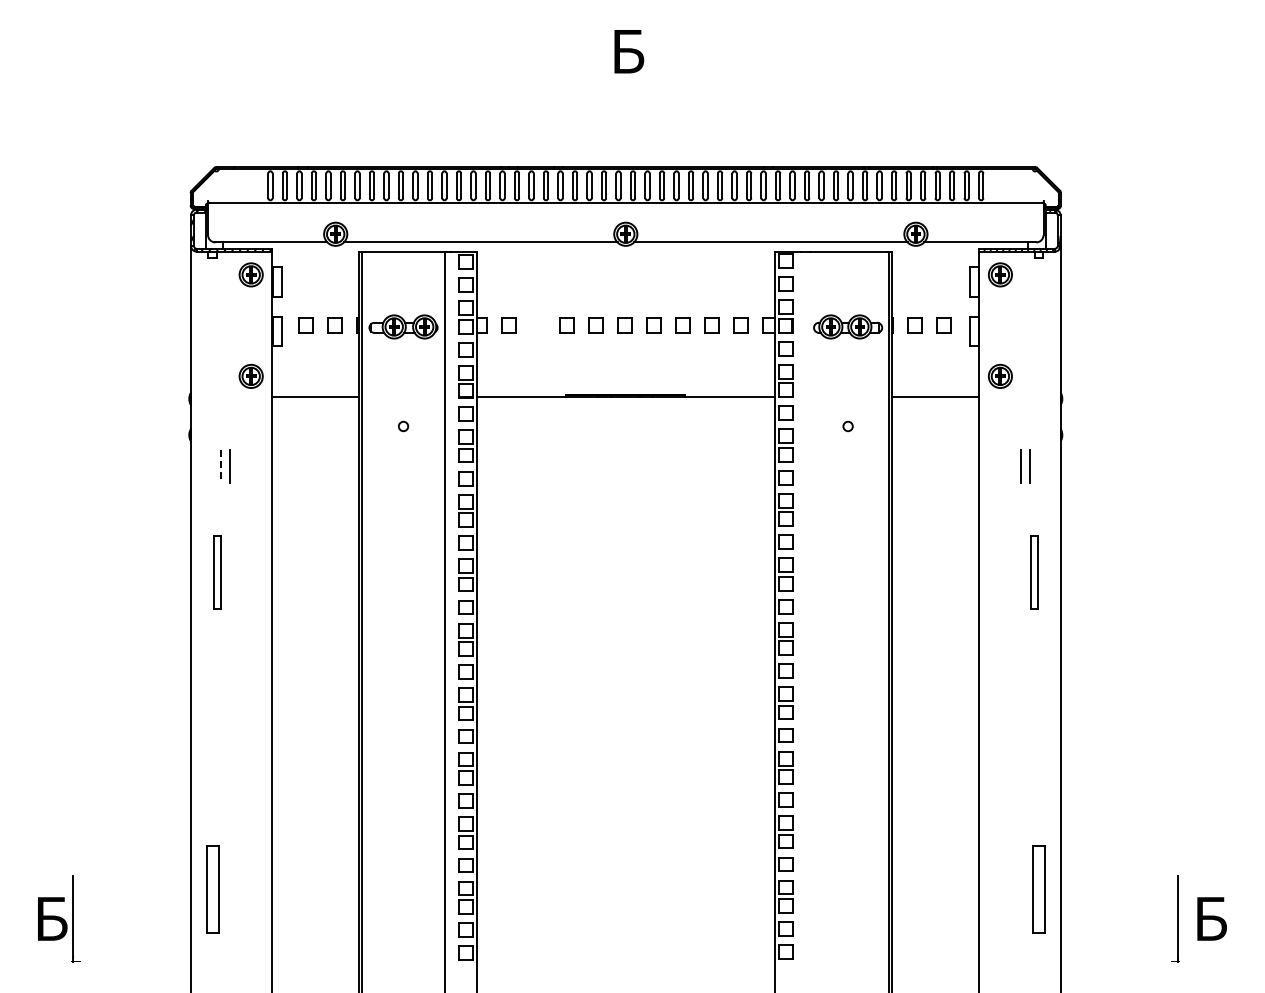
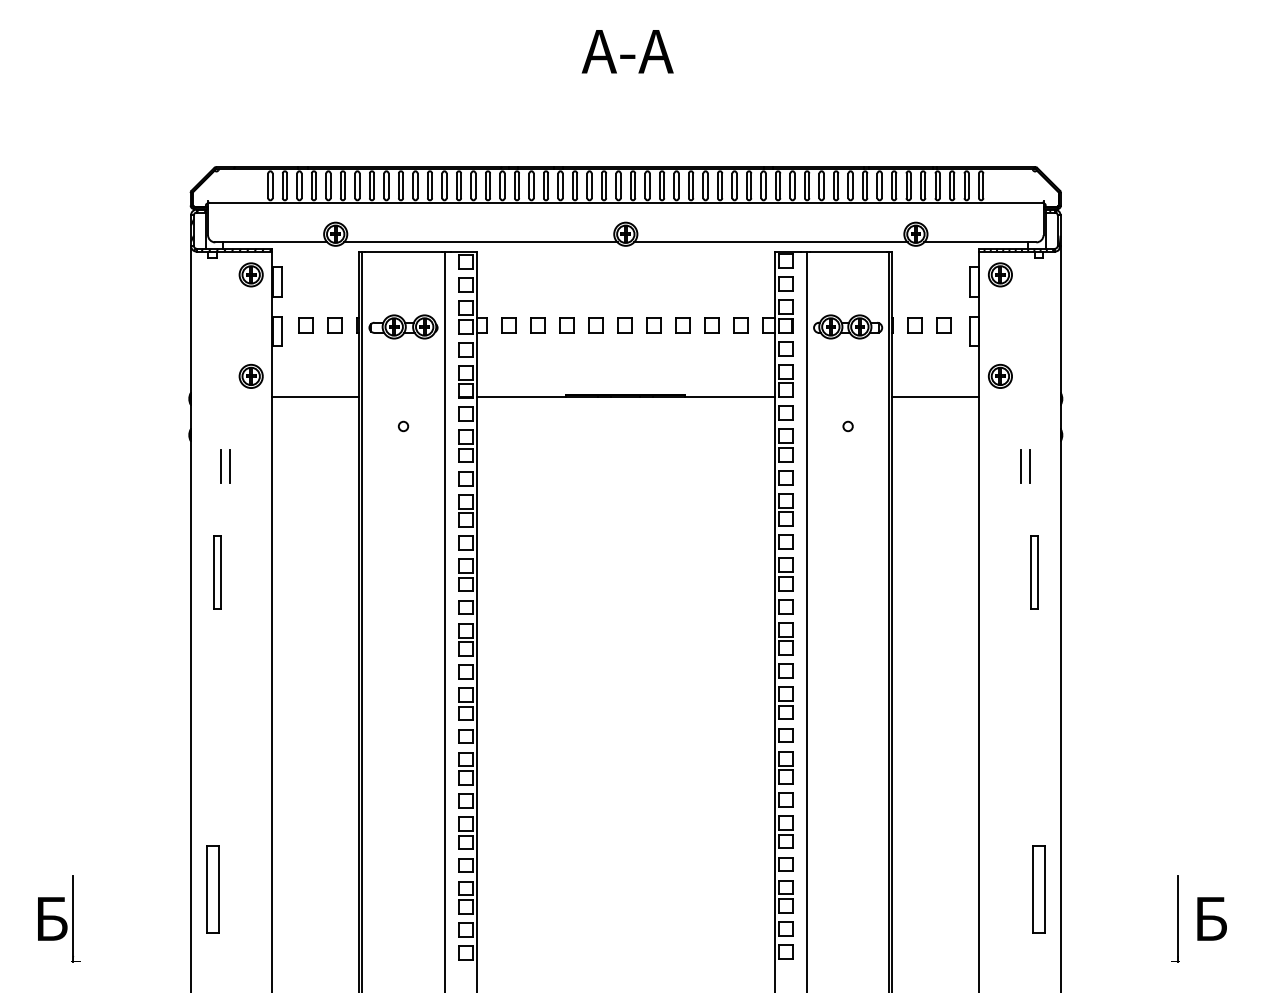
text: Б -> А-А (627, 51)
part: none -> present (537, 325)
line: dashed -> solid (221, 466)
line: none -> present (806, 620)
